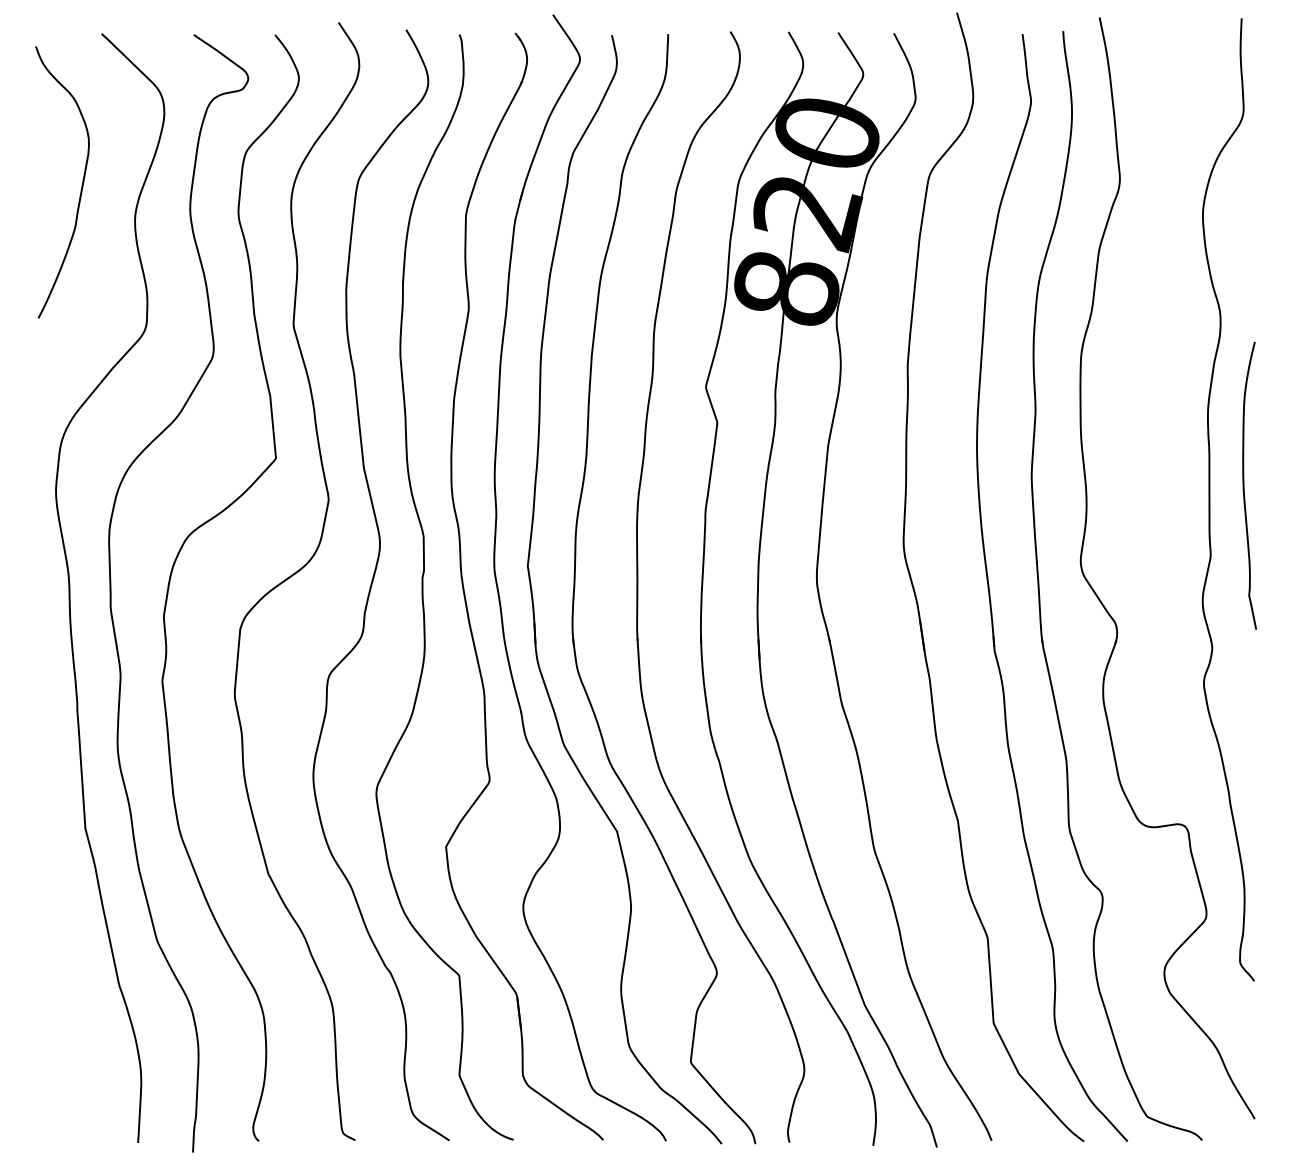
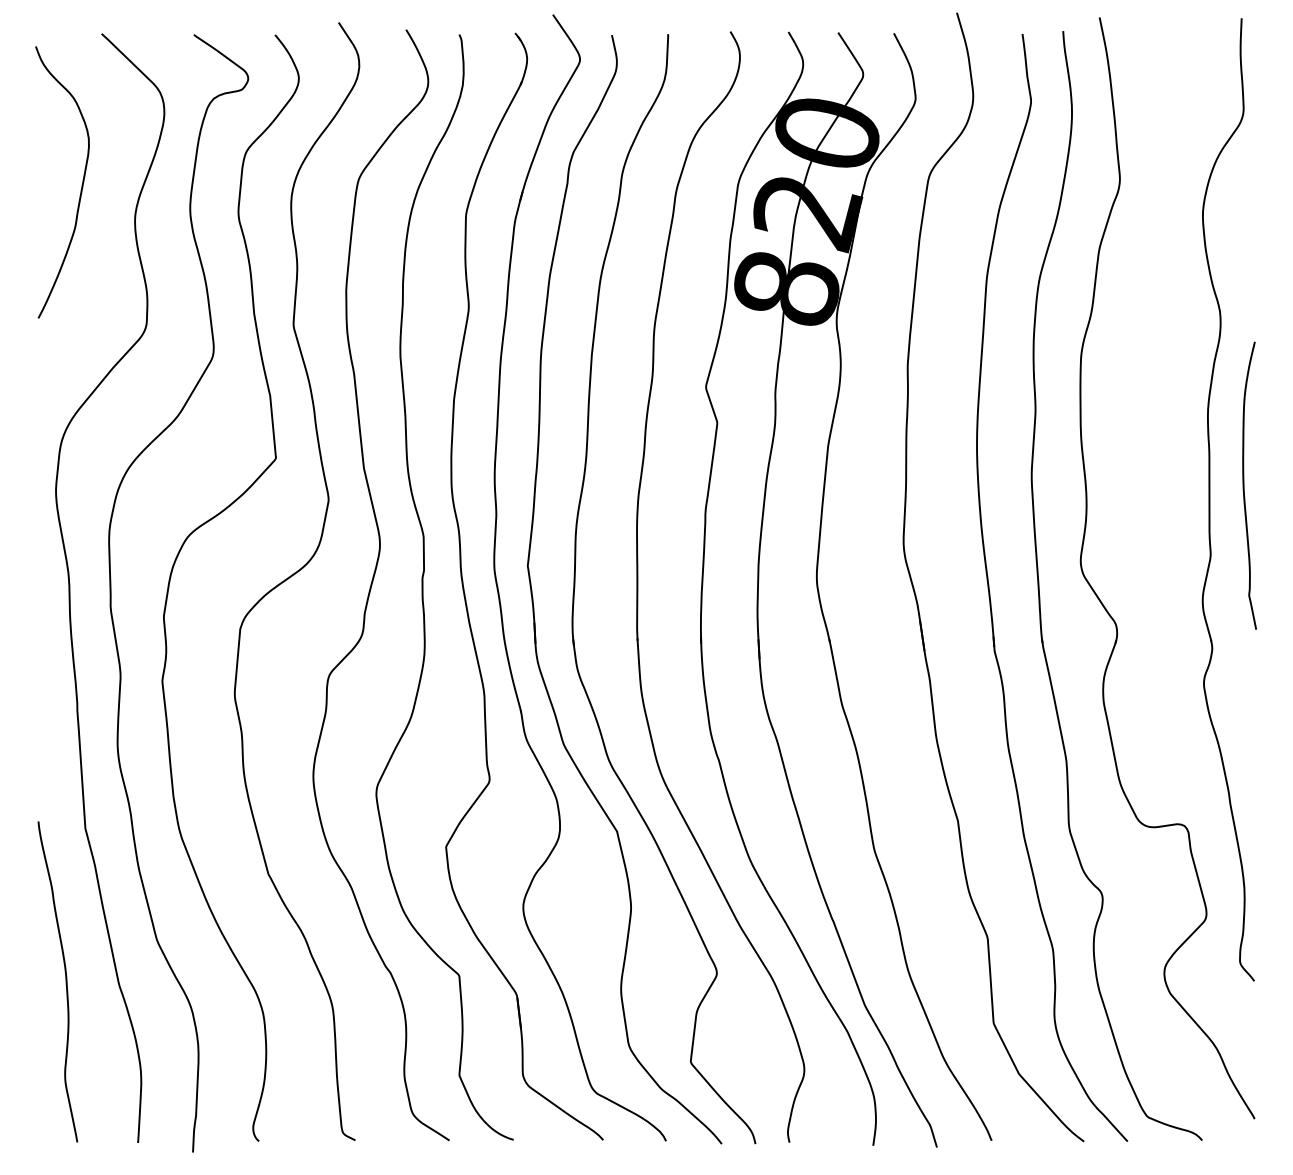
curve: none -> present (65, 981)
